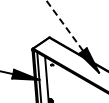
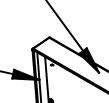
line: dashed -> solid (64, 25)
